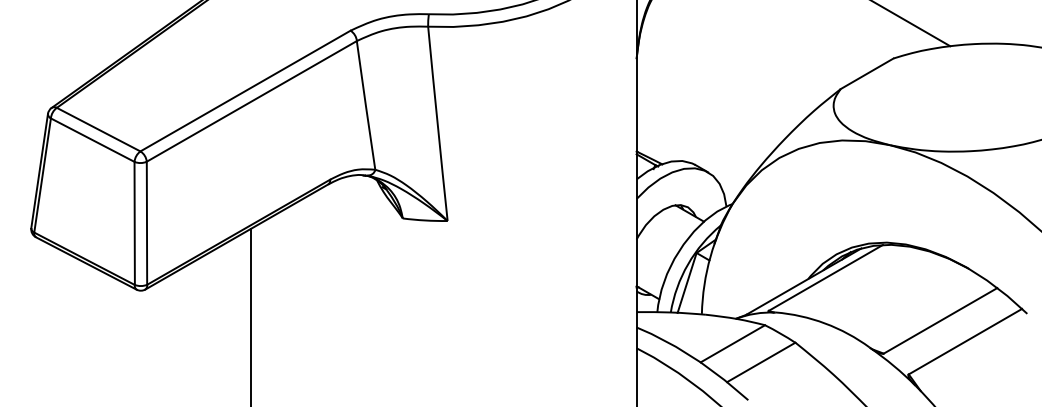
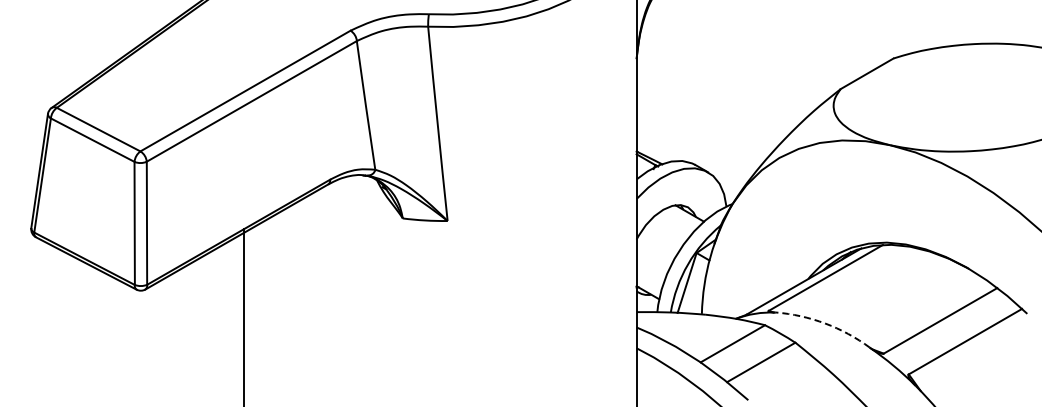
line: present -> none (911, 24)
line position: (251, 315) -> (244, 315) (244, 315)
arc: solid -> dashed (825, 323)
